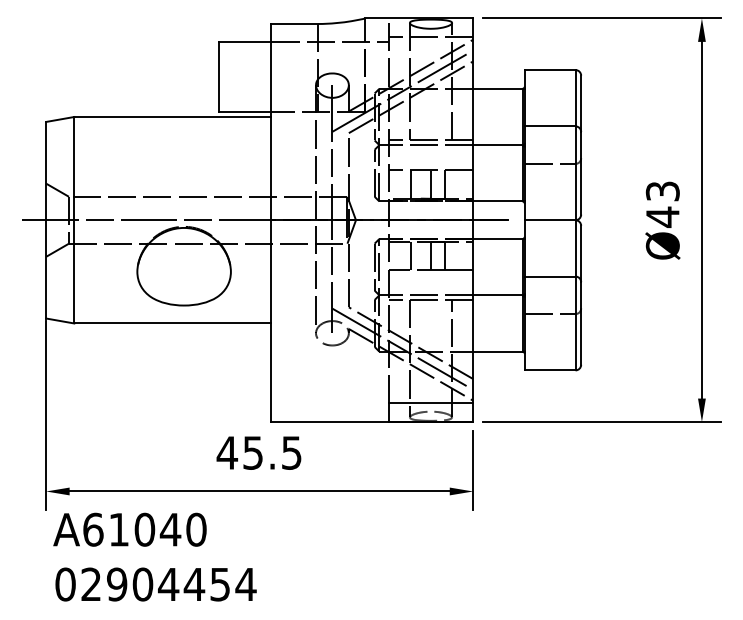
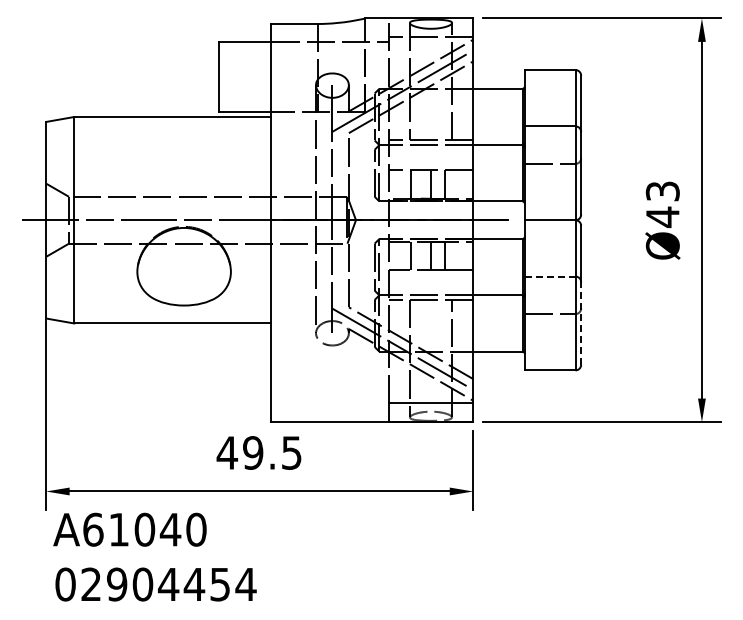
line: solid -> dashed (549, 276)
line: solid -> dashed (581, 322)
text: 45.5 -> 49.5 (253, 452)
